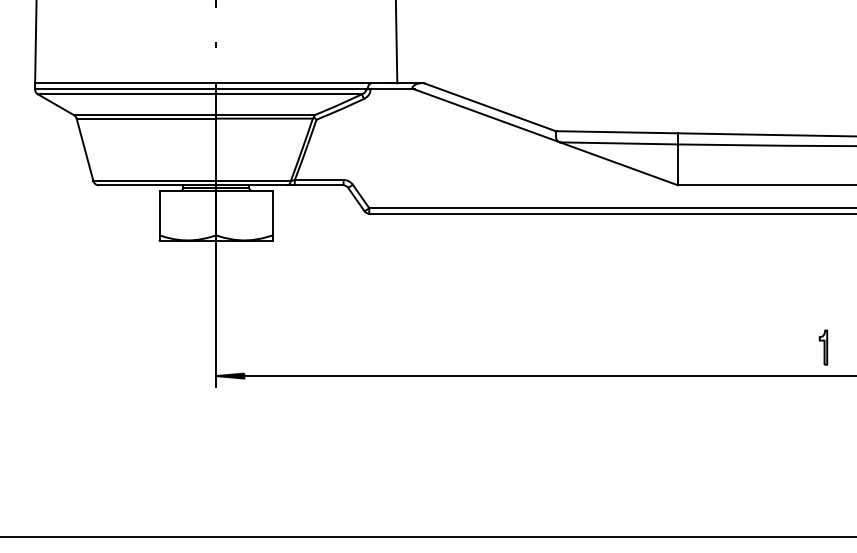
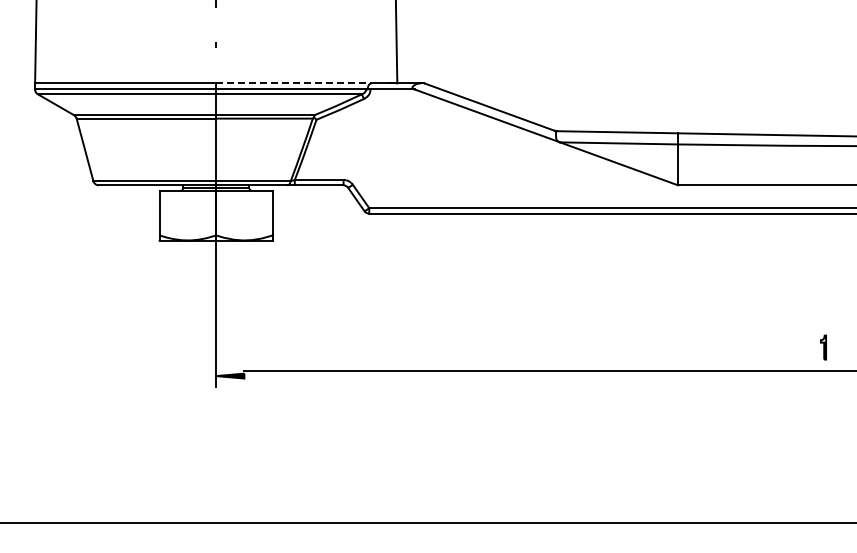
line: solid -> dashed (293, 83)
part size: 11x37 px -> 7x27 px (823, 347)
line position: (548, 376) -> (548, 371) (548, 371)
line position: (427, 536) -> (427, 522) (427, 522)
